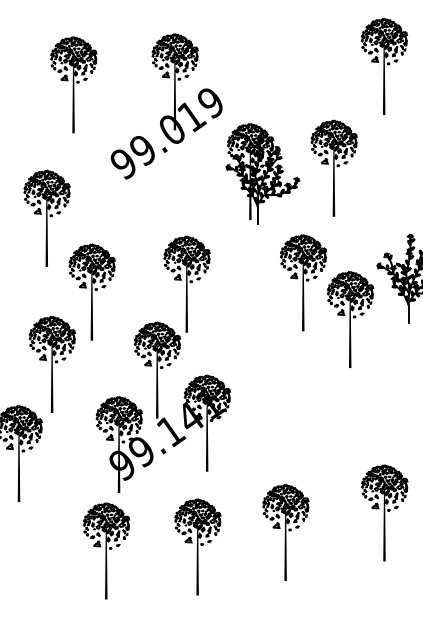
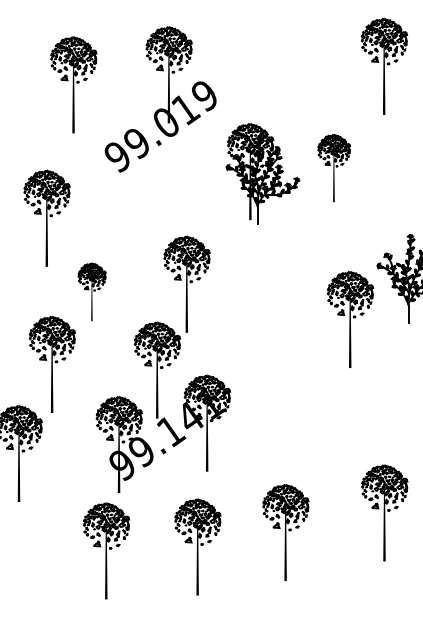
part position: (174, 106) -> (168, 99) (168, 99)
part size: 48x98 px -> 34x70 px (333, 167)
part: present -> none (303, 282)
part size: 48x98 px -> 30x60 px (91, 291)
